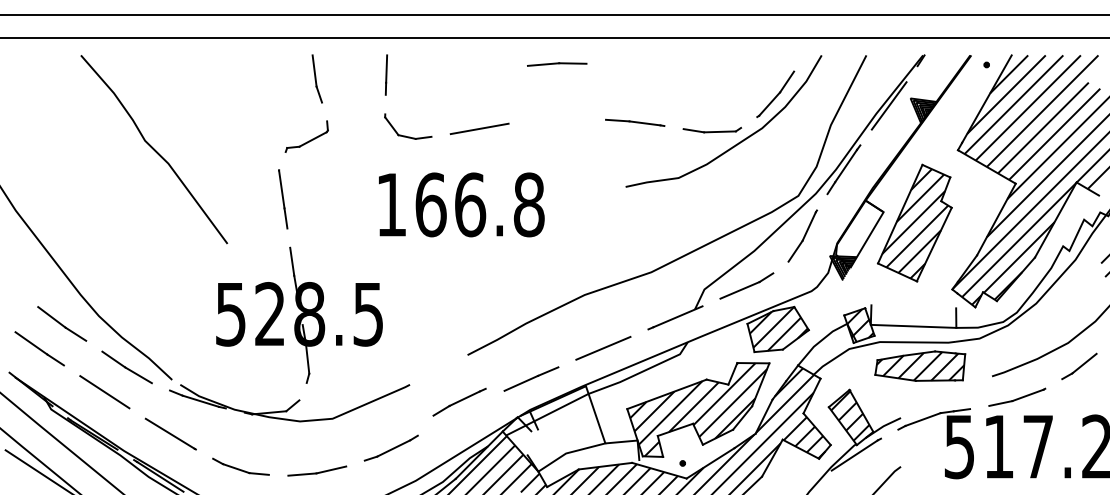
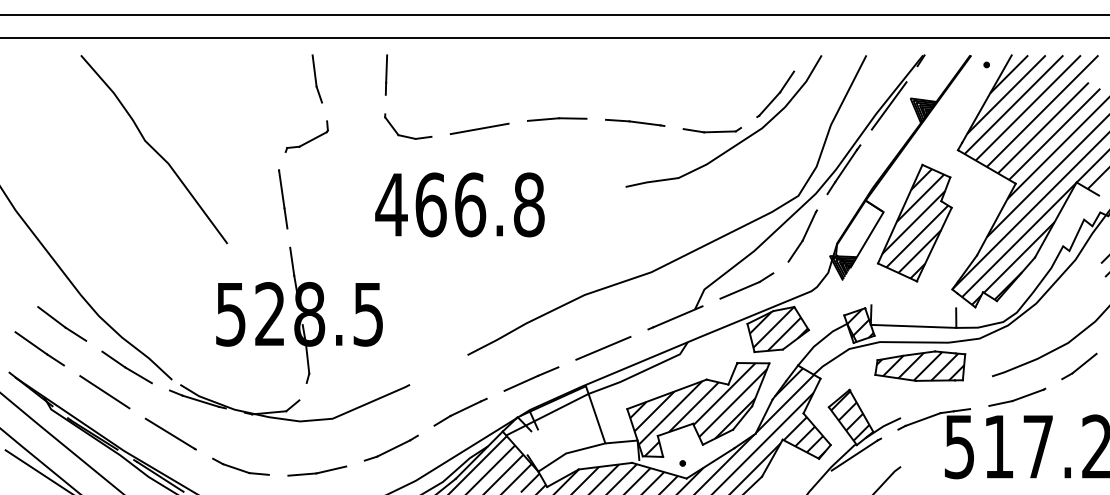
line position: (557, 64) -> (557, 119) (557, 119)
text: 166.8 -> 466.8 (391, 204)
part position: (459, 401) -> (460, 411) (460, 411)
